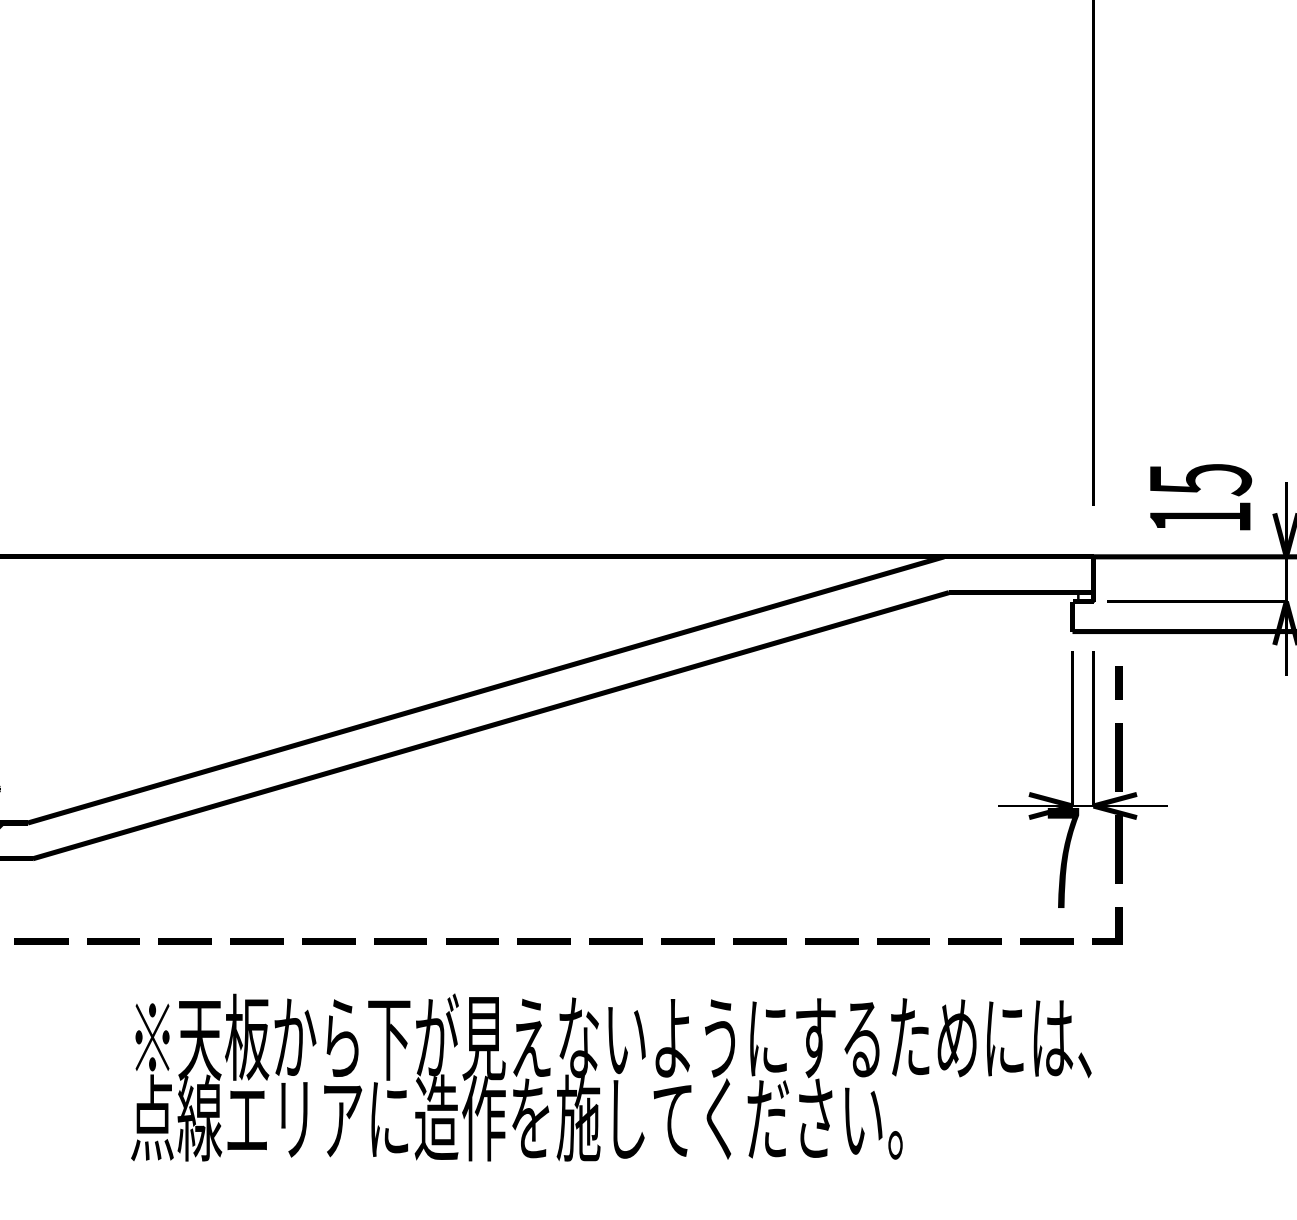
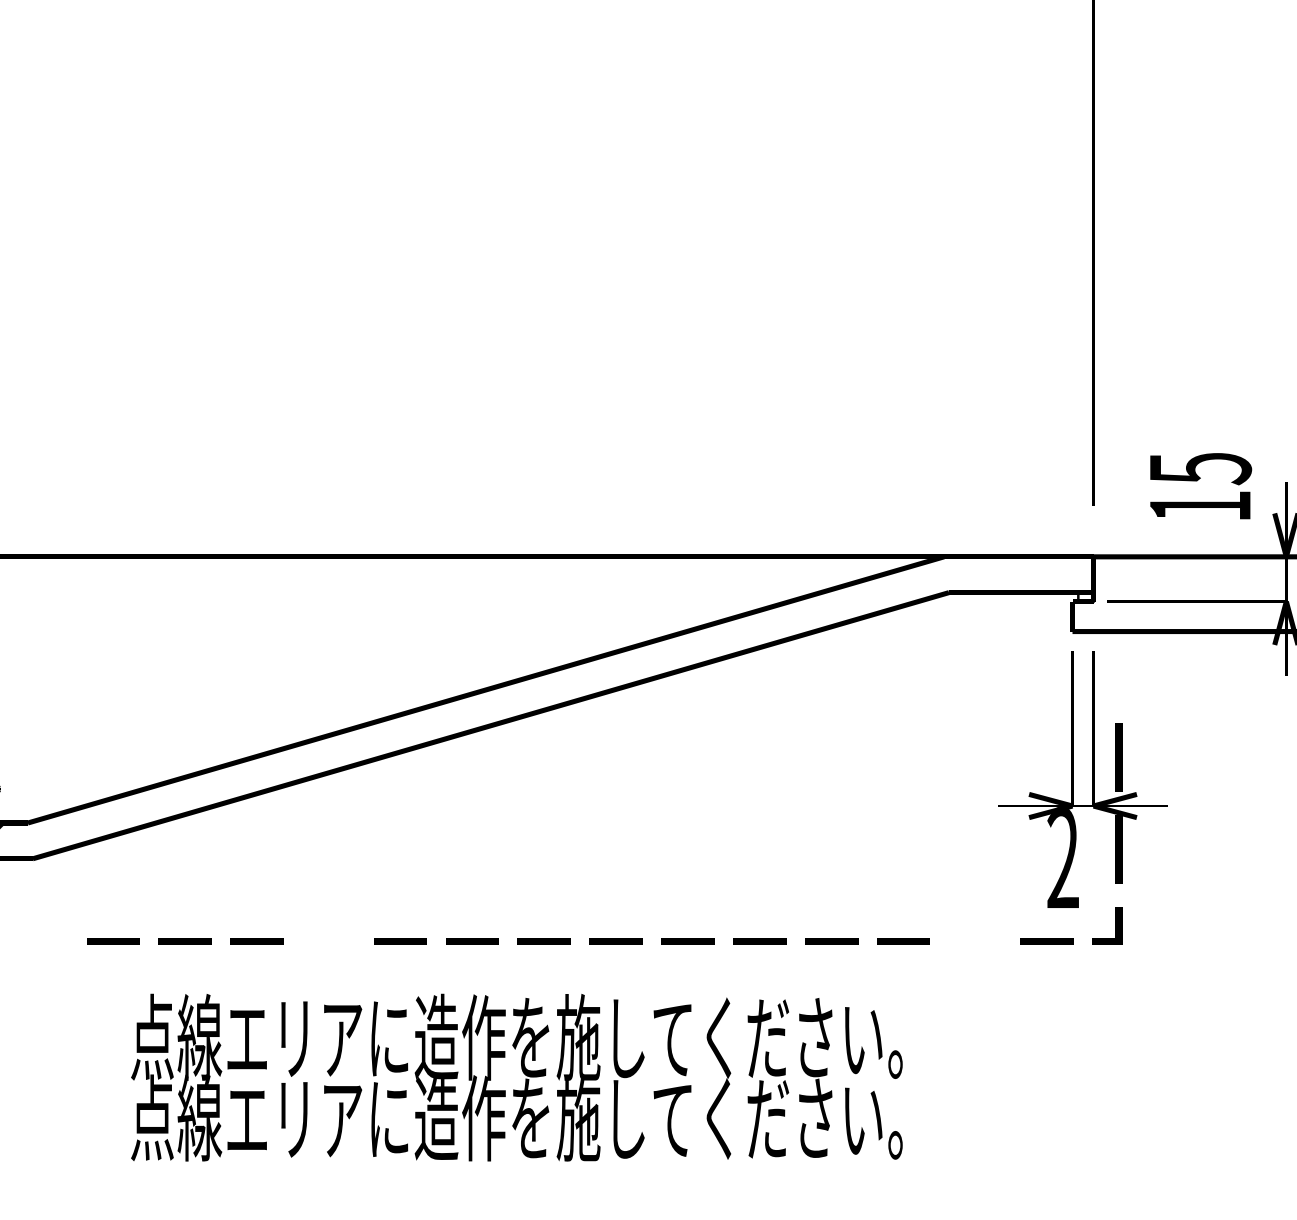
text position: (1201, 497) -> (1201, 486) (1201, 486)
line: present -> none (1118, 682)
text: 7 -> 2 (1063, 857)
line: present -> none (41, 941)
line: present -> none (328, 941)
line: present -> none (974, 941)
text: ※天板から下が見えないようにするためには、 -> 点線エリアに造作を施してください。 (611, 1036)
